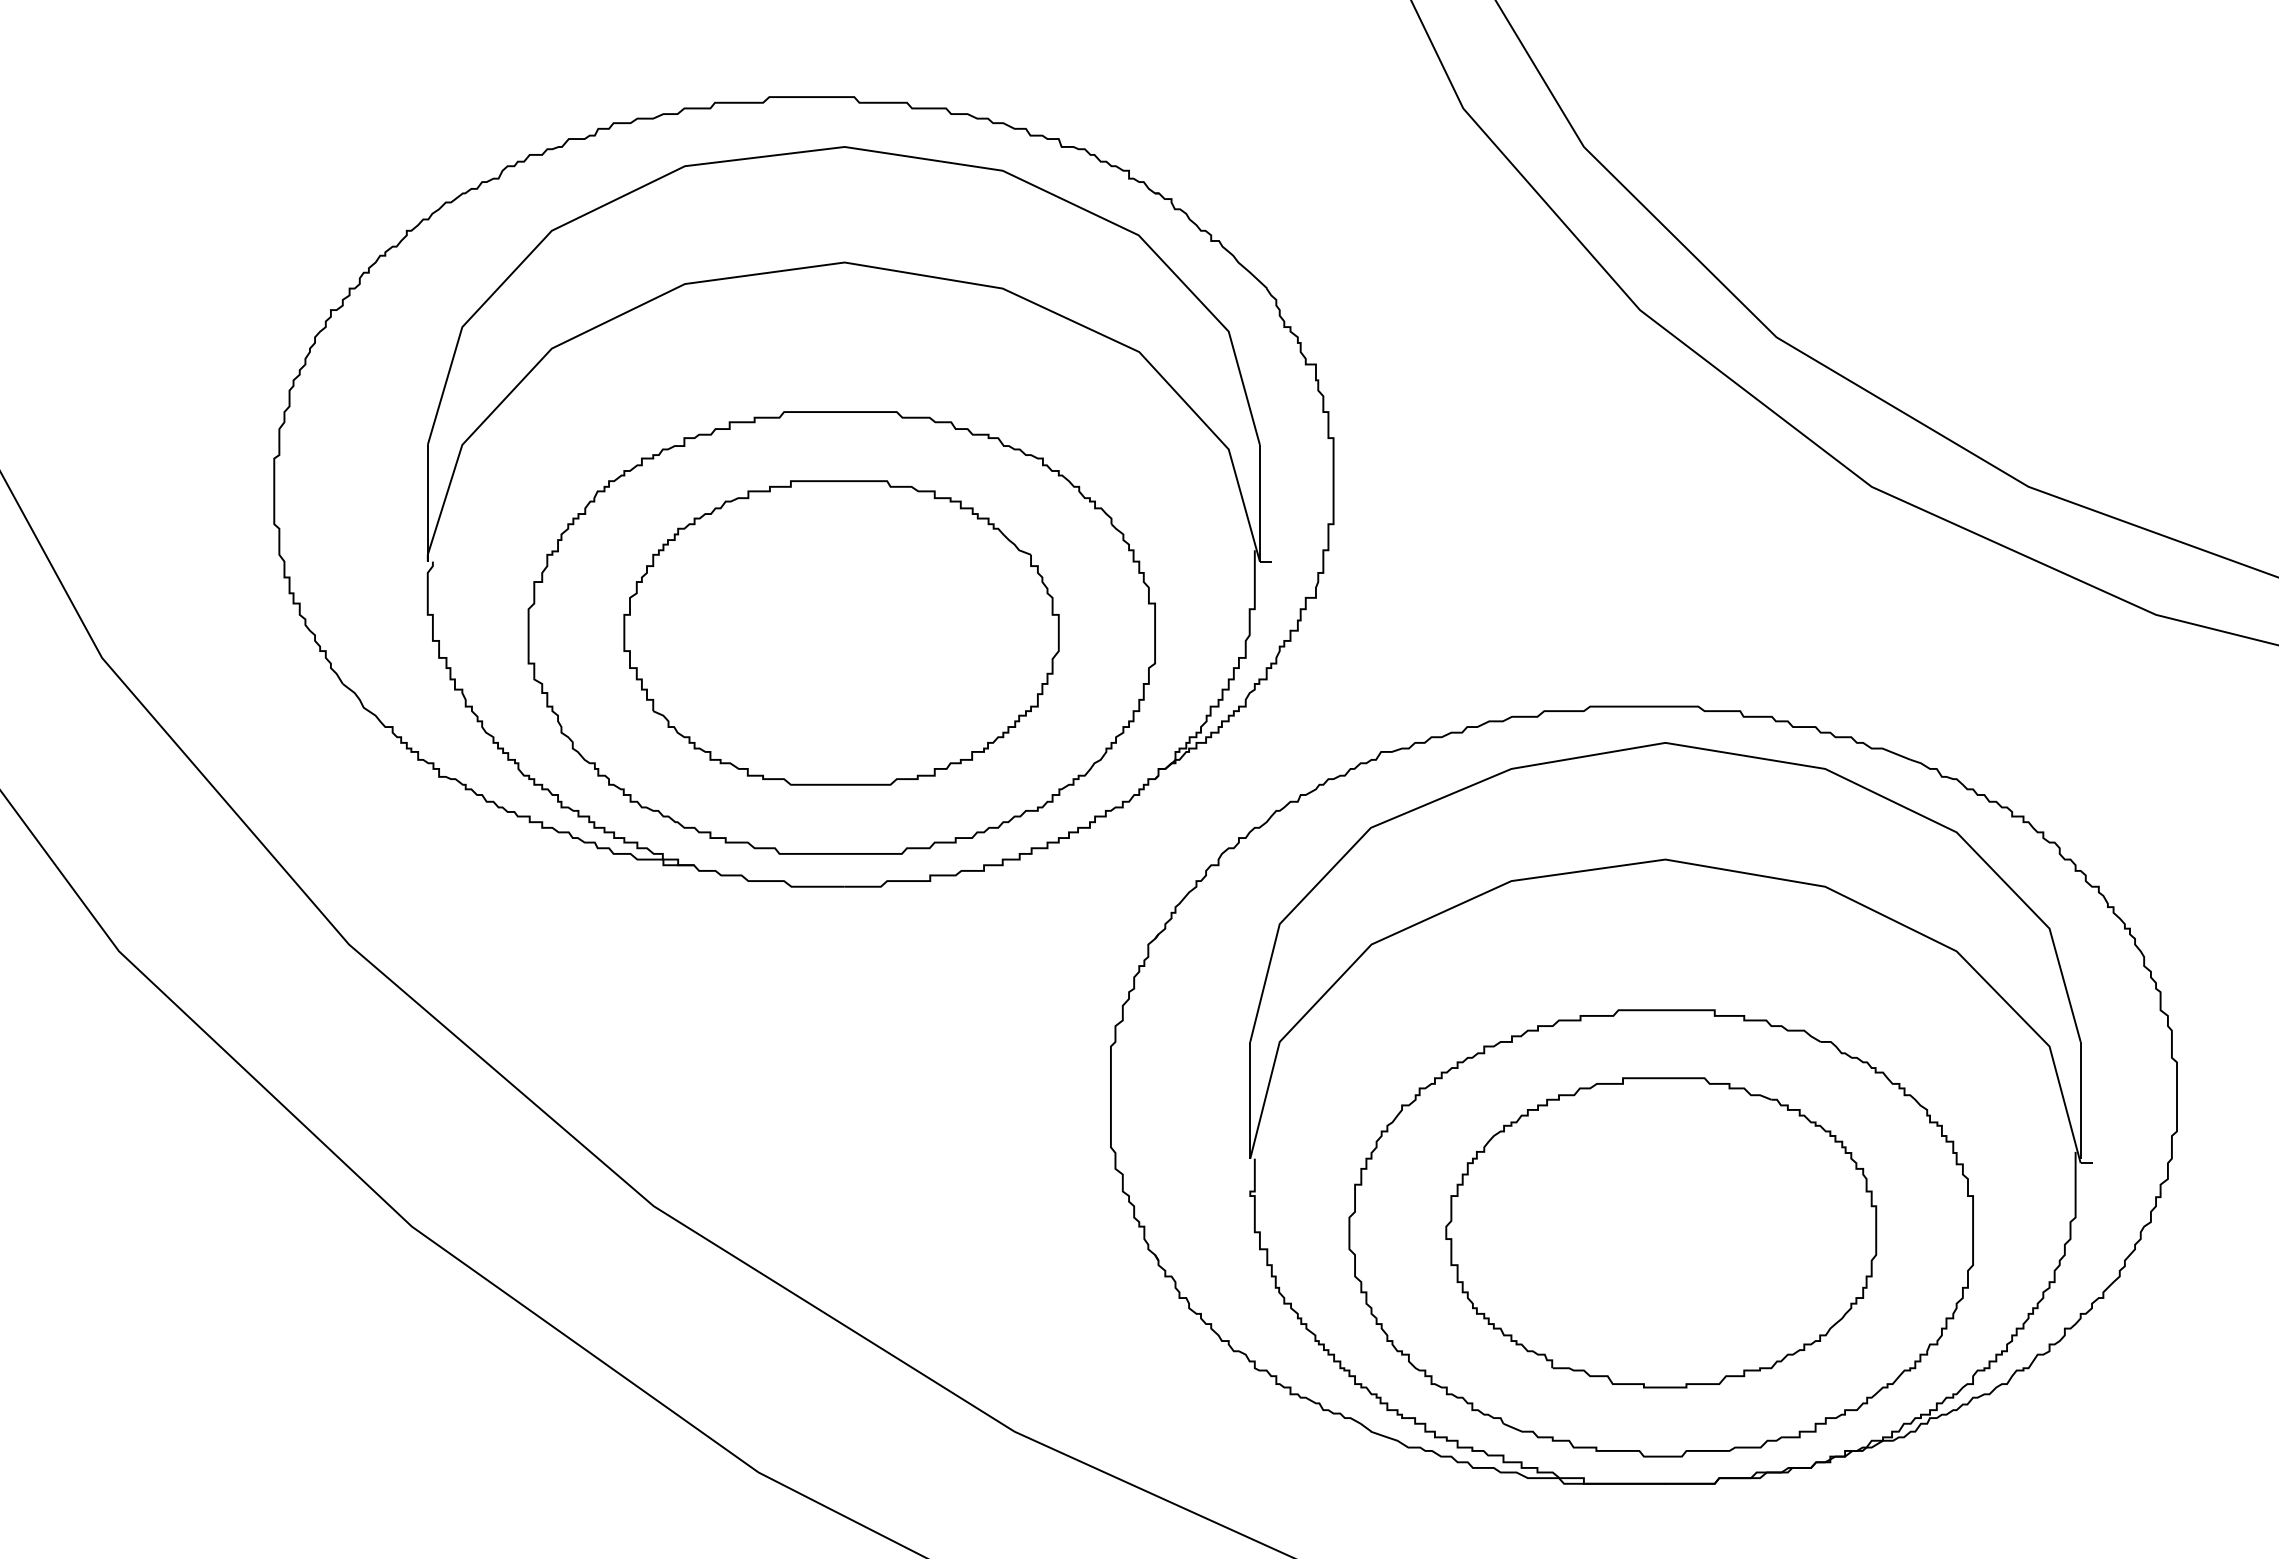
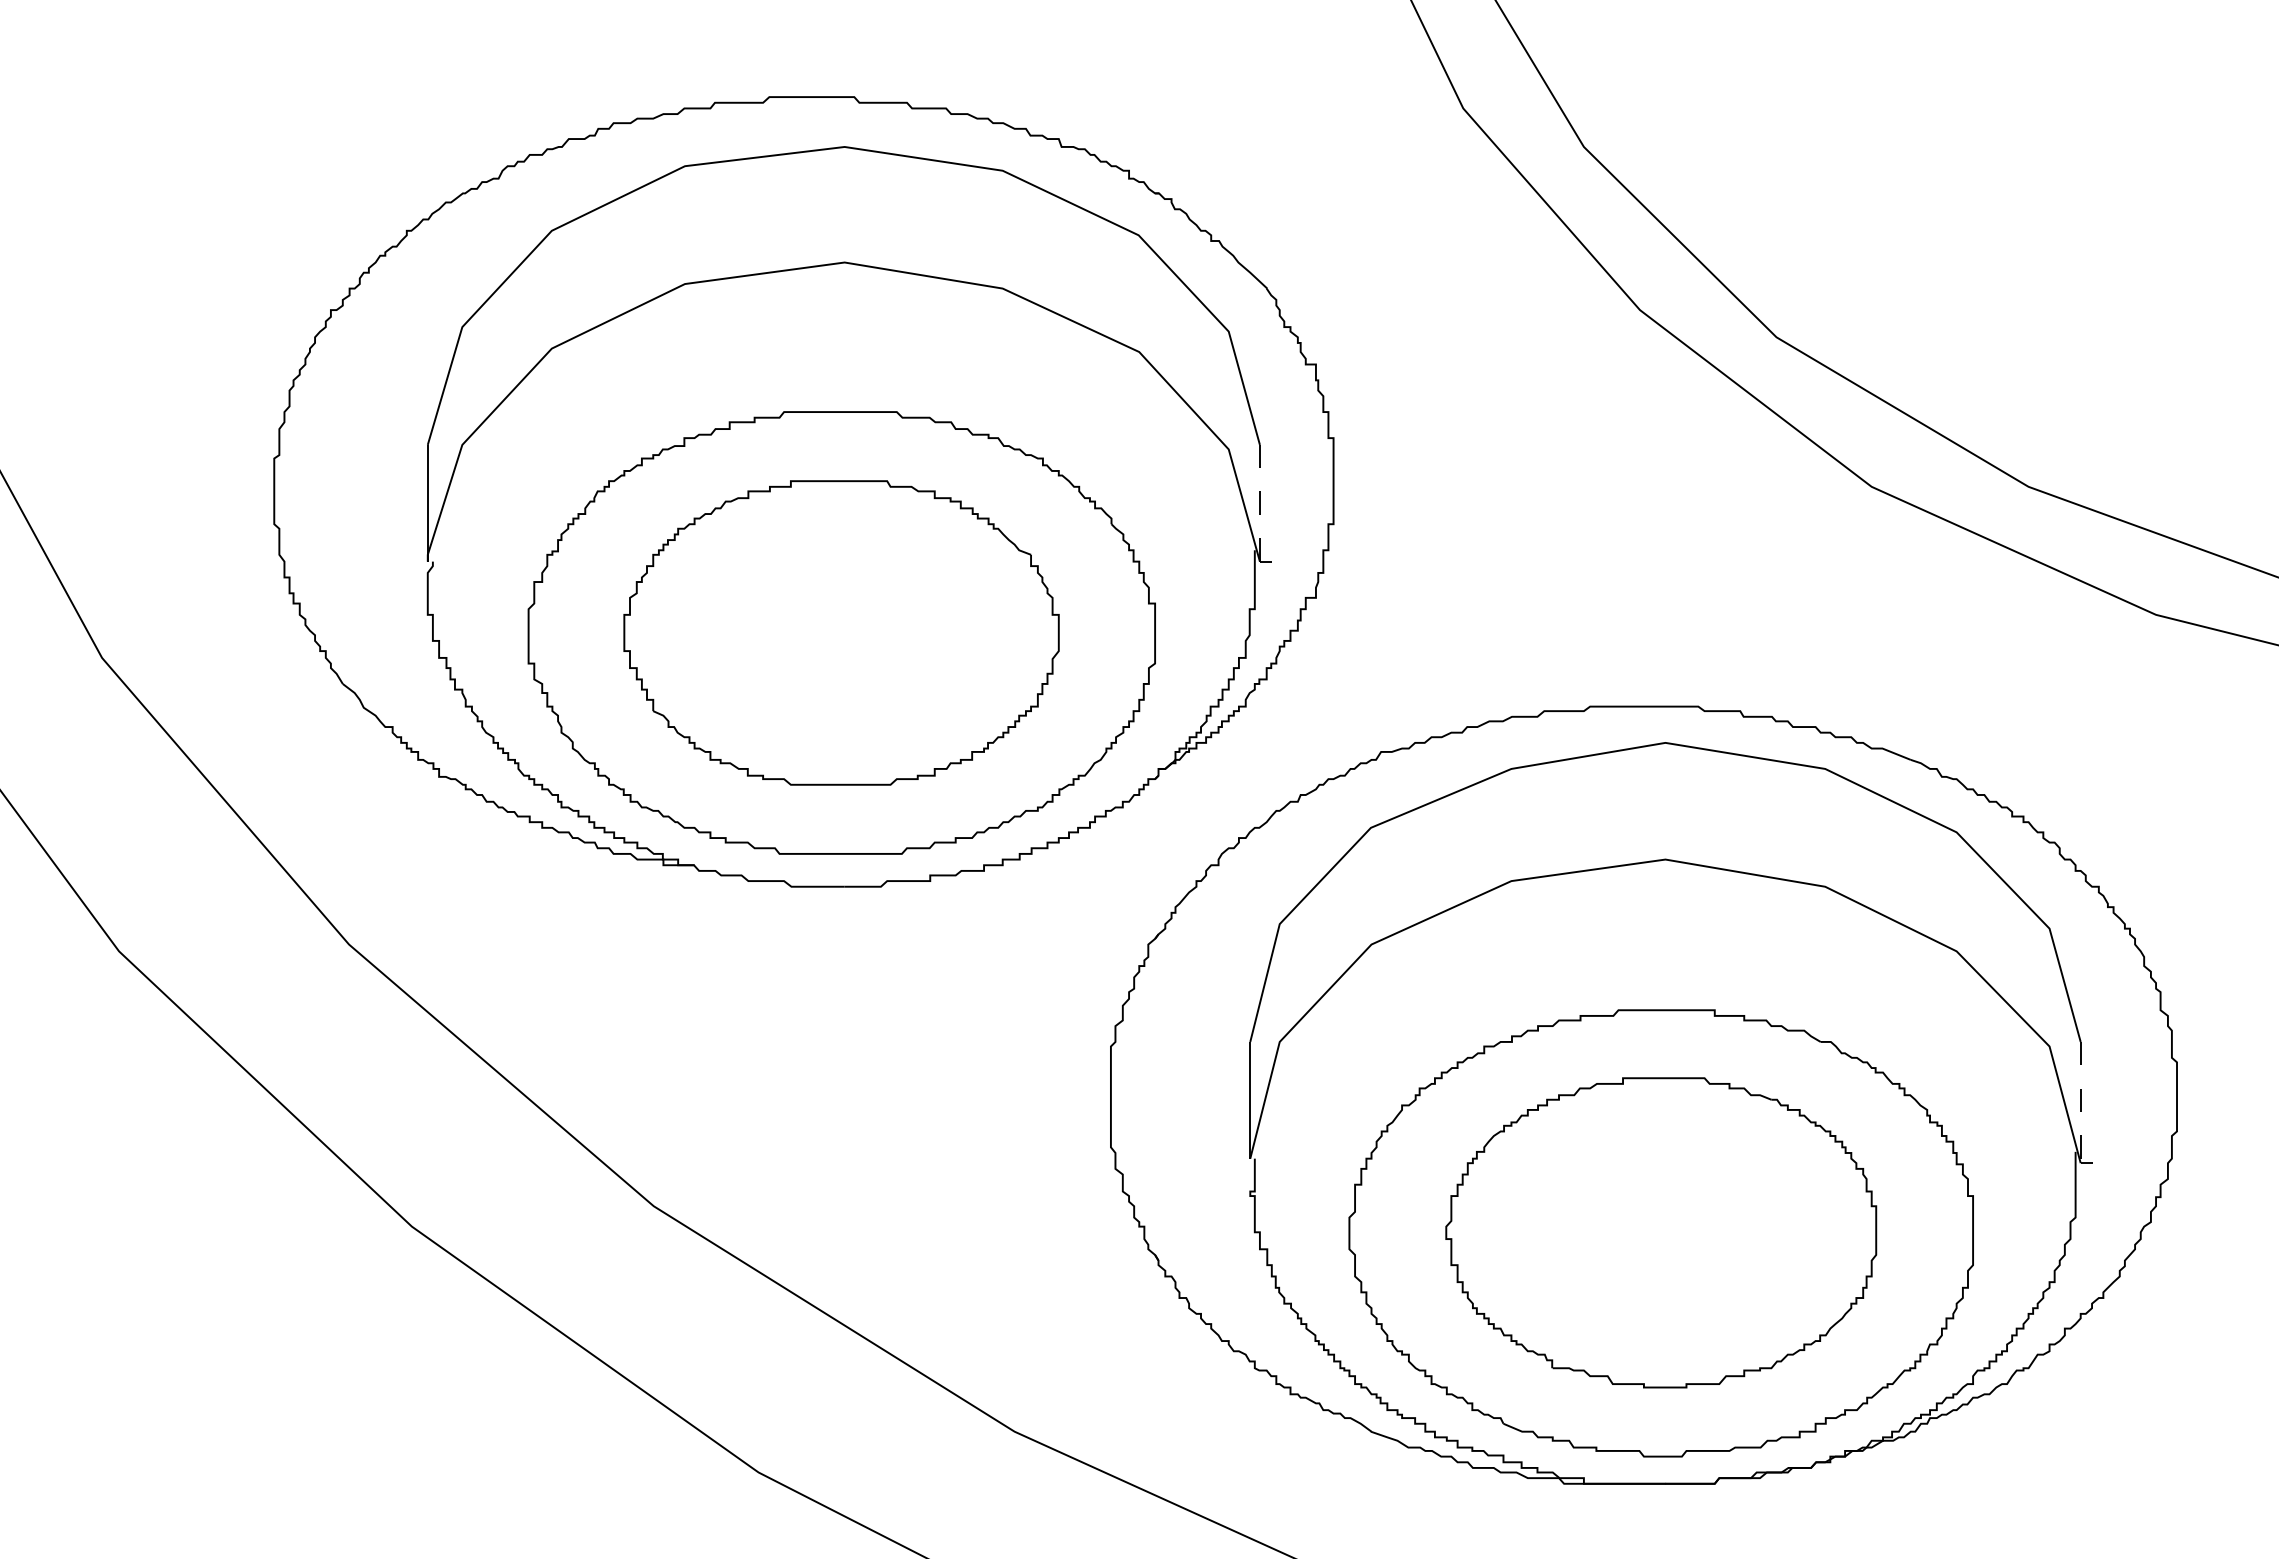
line: solid -> dashed (1259, 502)
line: solid -> dashed (2080, 1099)
